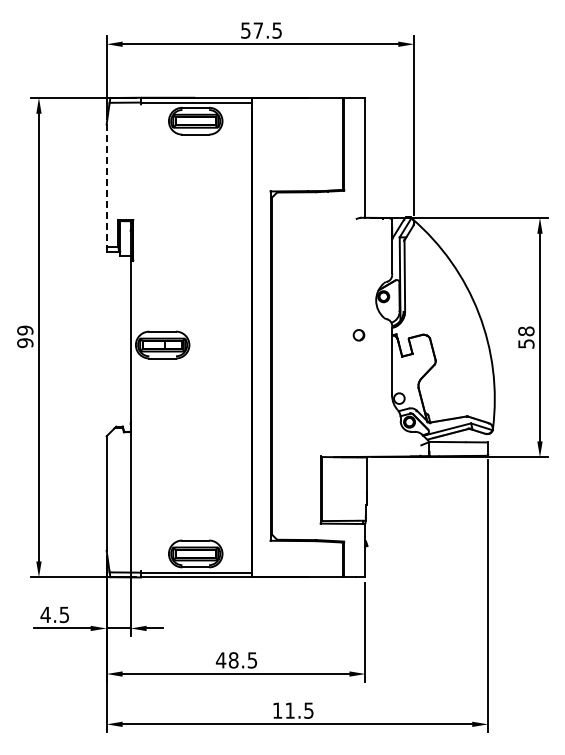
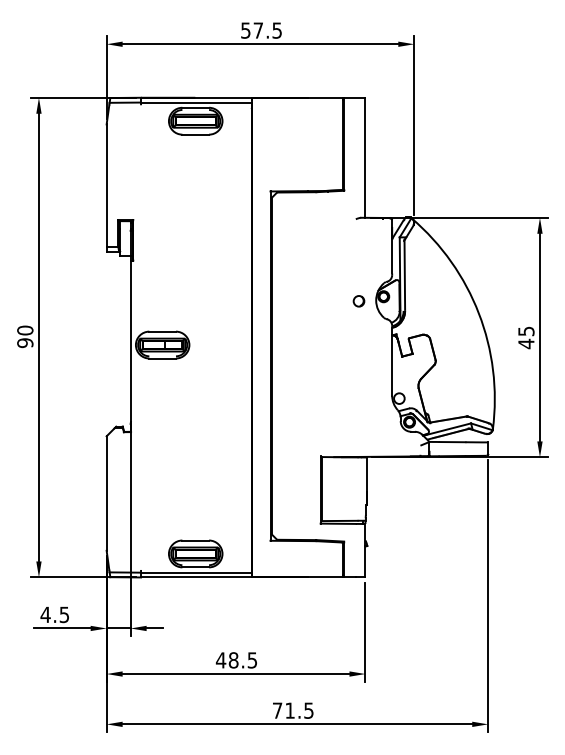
line: dashed -> solid (106, 186)
text: 99 -> 90 (25, 330)
part position: (358, 335) -> (358, 301) (358, 301)
text: 58 -> 45 (526, 337)
text: 11.5 -> 71.5 (277, 710)
